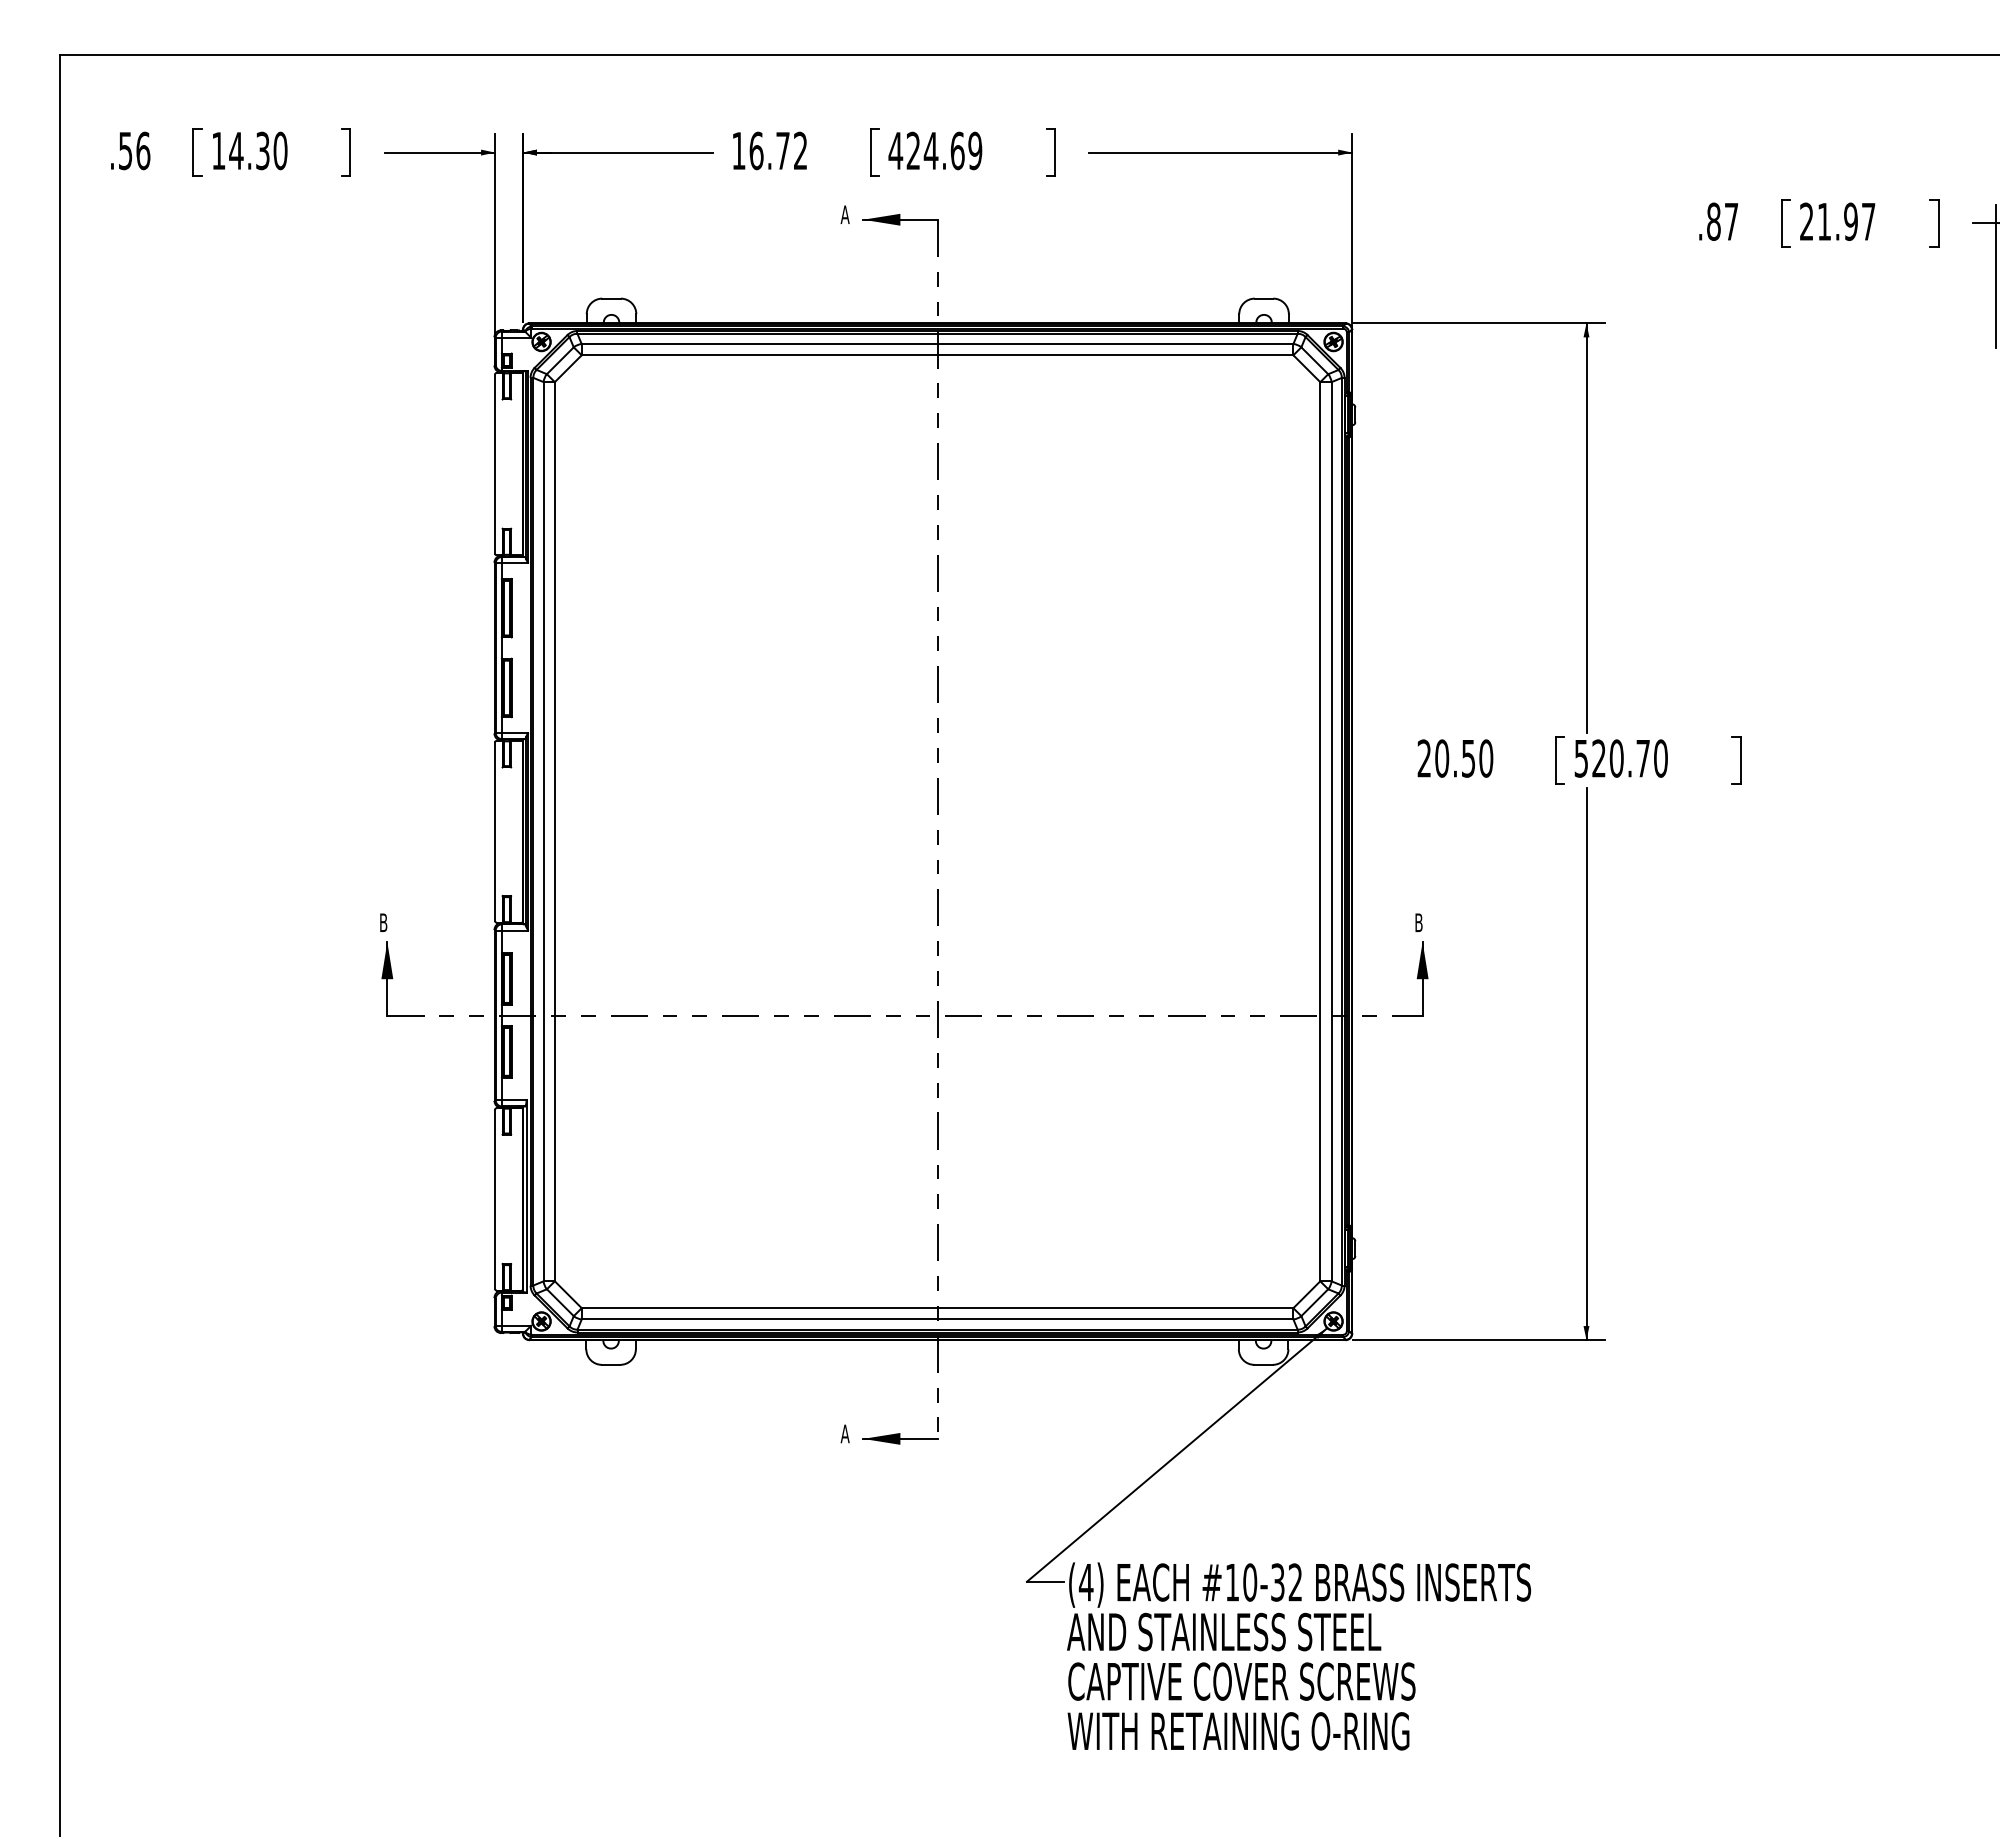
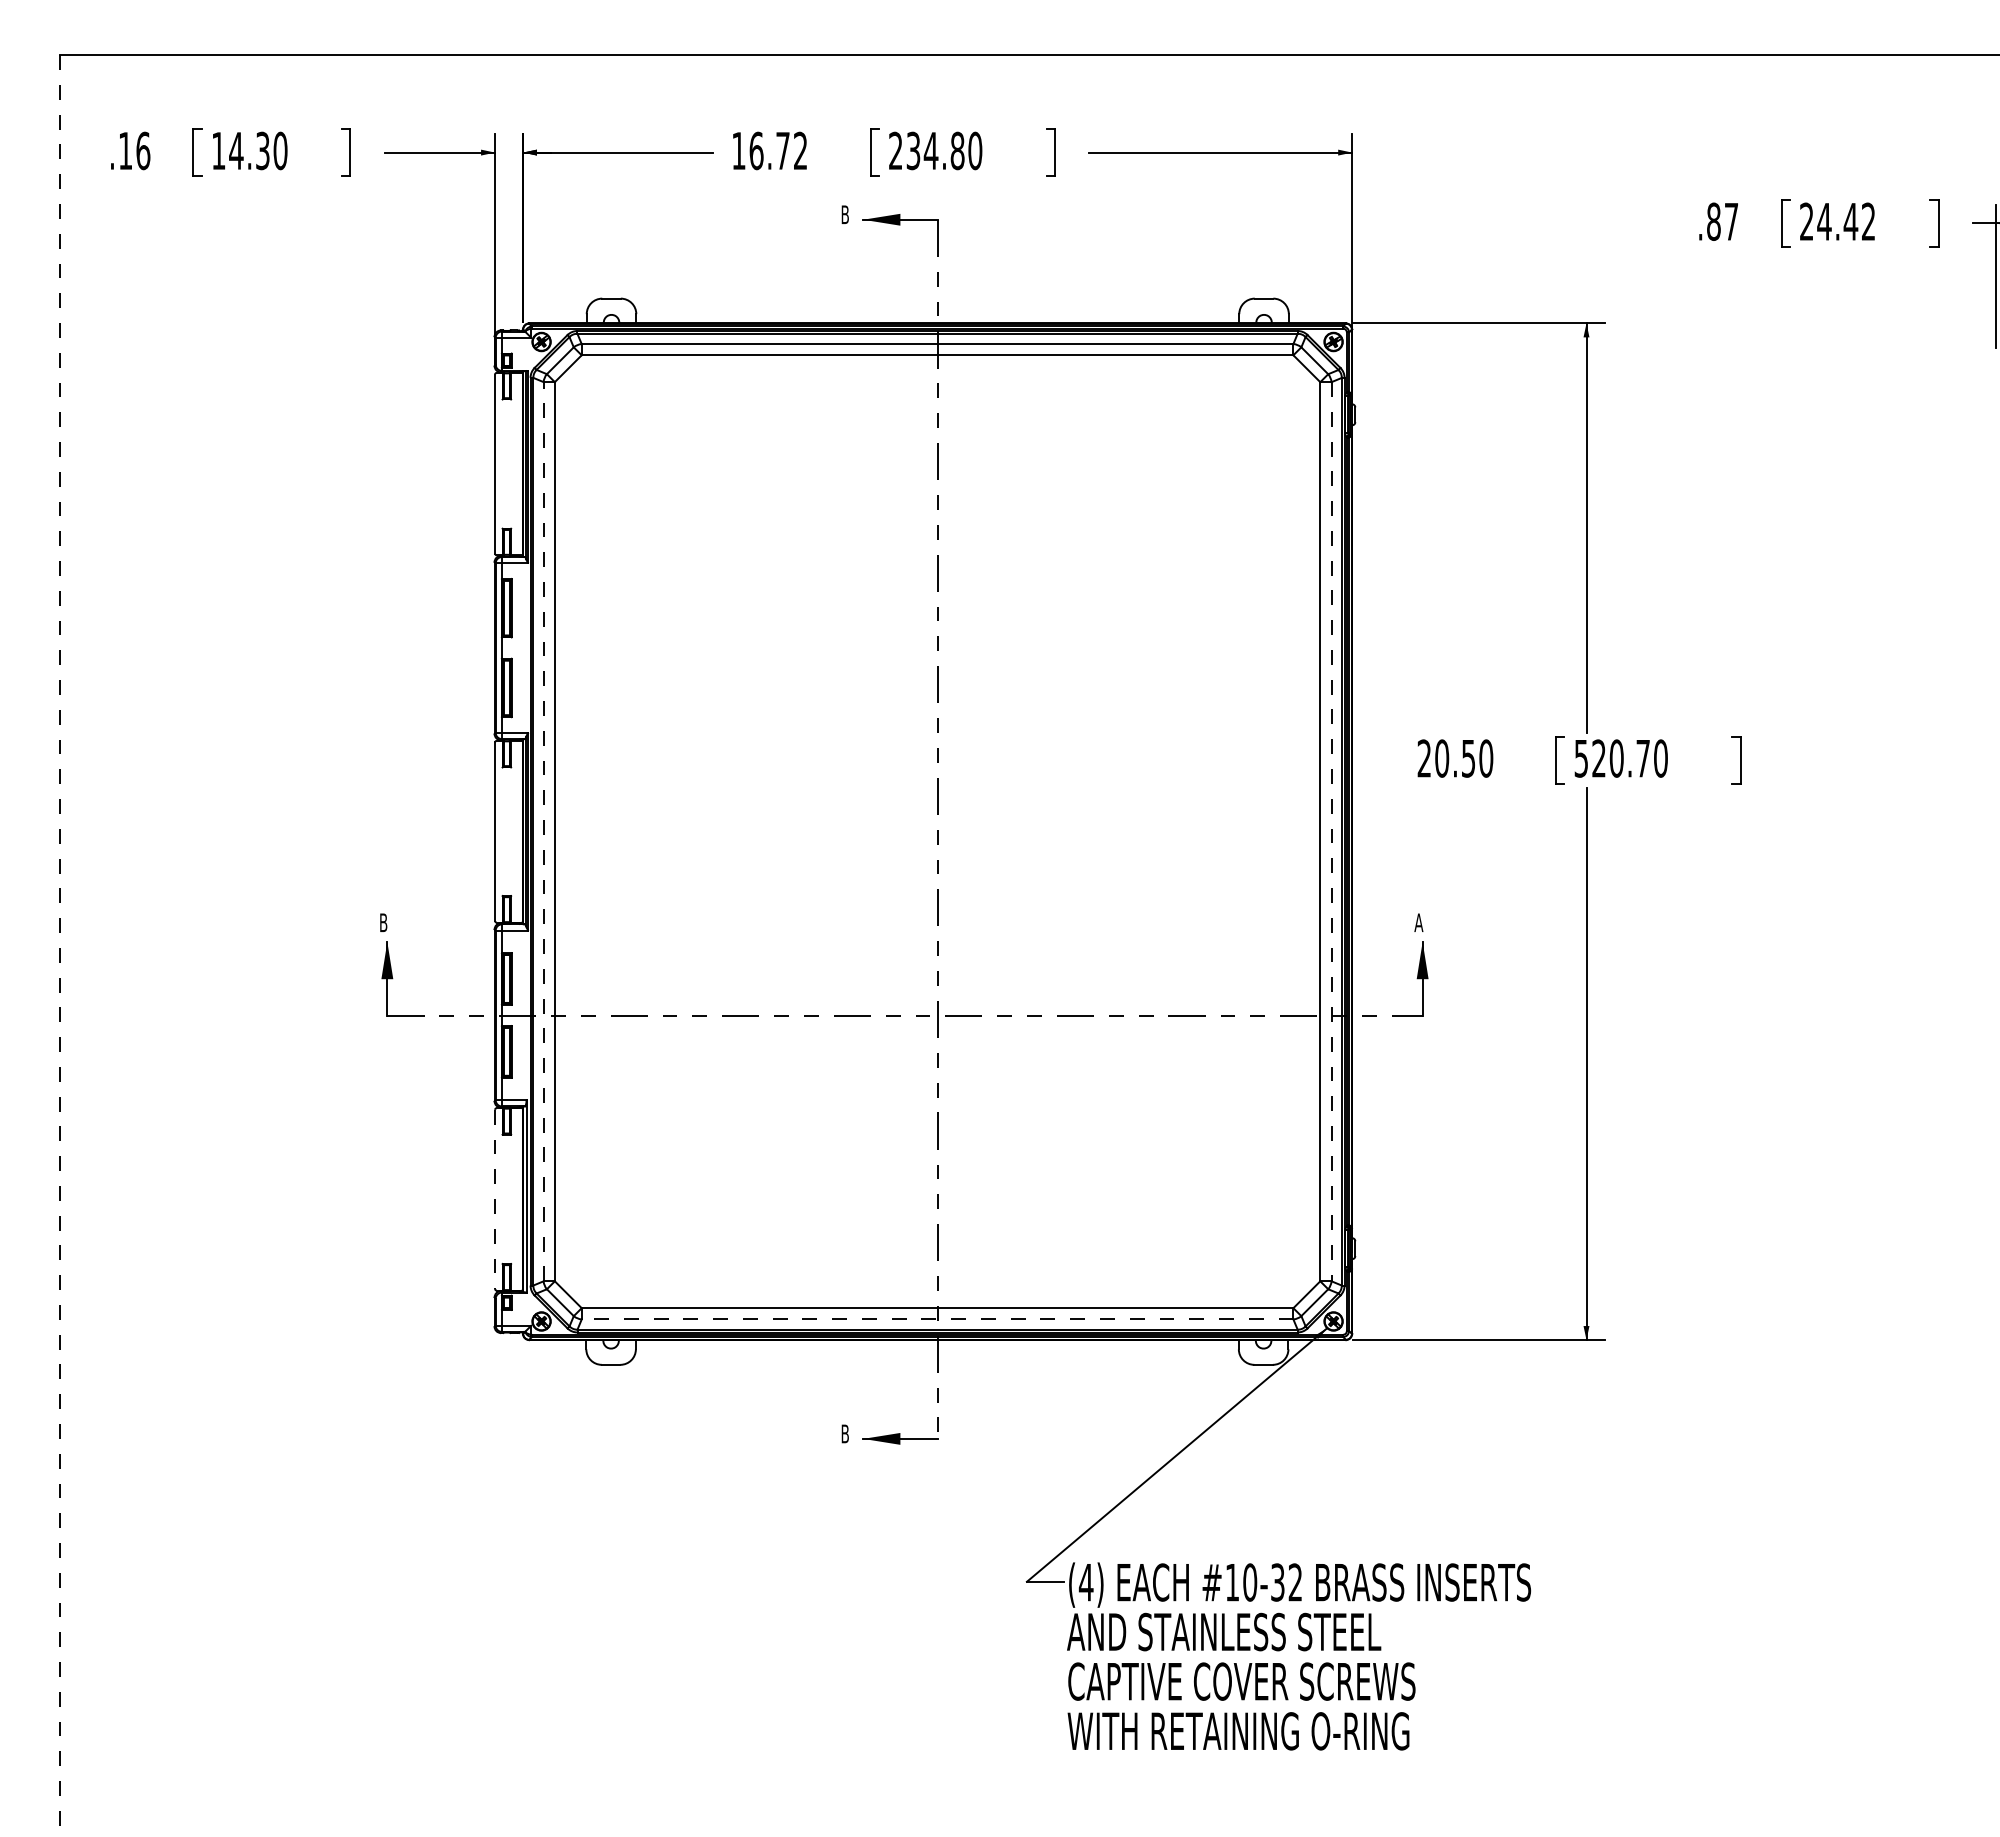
text: 424.69 -> 234.80 (935, 150)
text: .56 -> .16 (125, 151)
text: A -> B (844, 214)
text: 21.97 -> 24.42 (1846, 221)
line: solid -> dashed (543, 831)
line: solid -> dashed (1331, 831)
text: B -> A (1418, 922)
line: solid -> dashed (60, 946)
line: solid -> dashed (495, 1199)
line: solid -> dashed (937, 1319)
text: A -> B (844, 1433)
